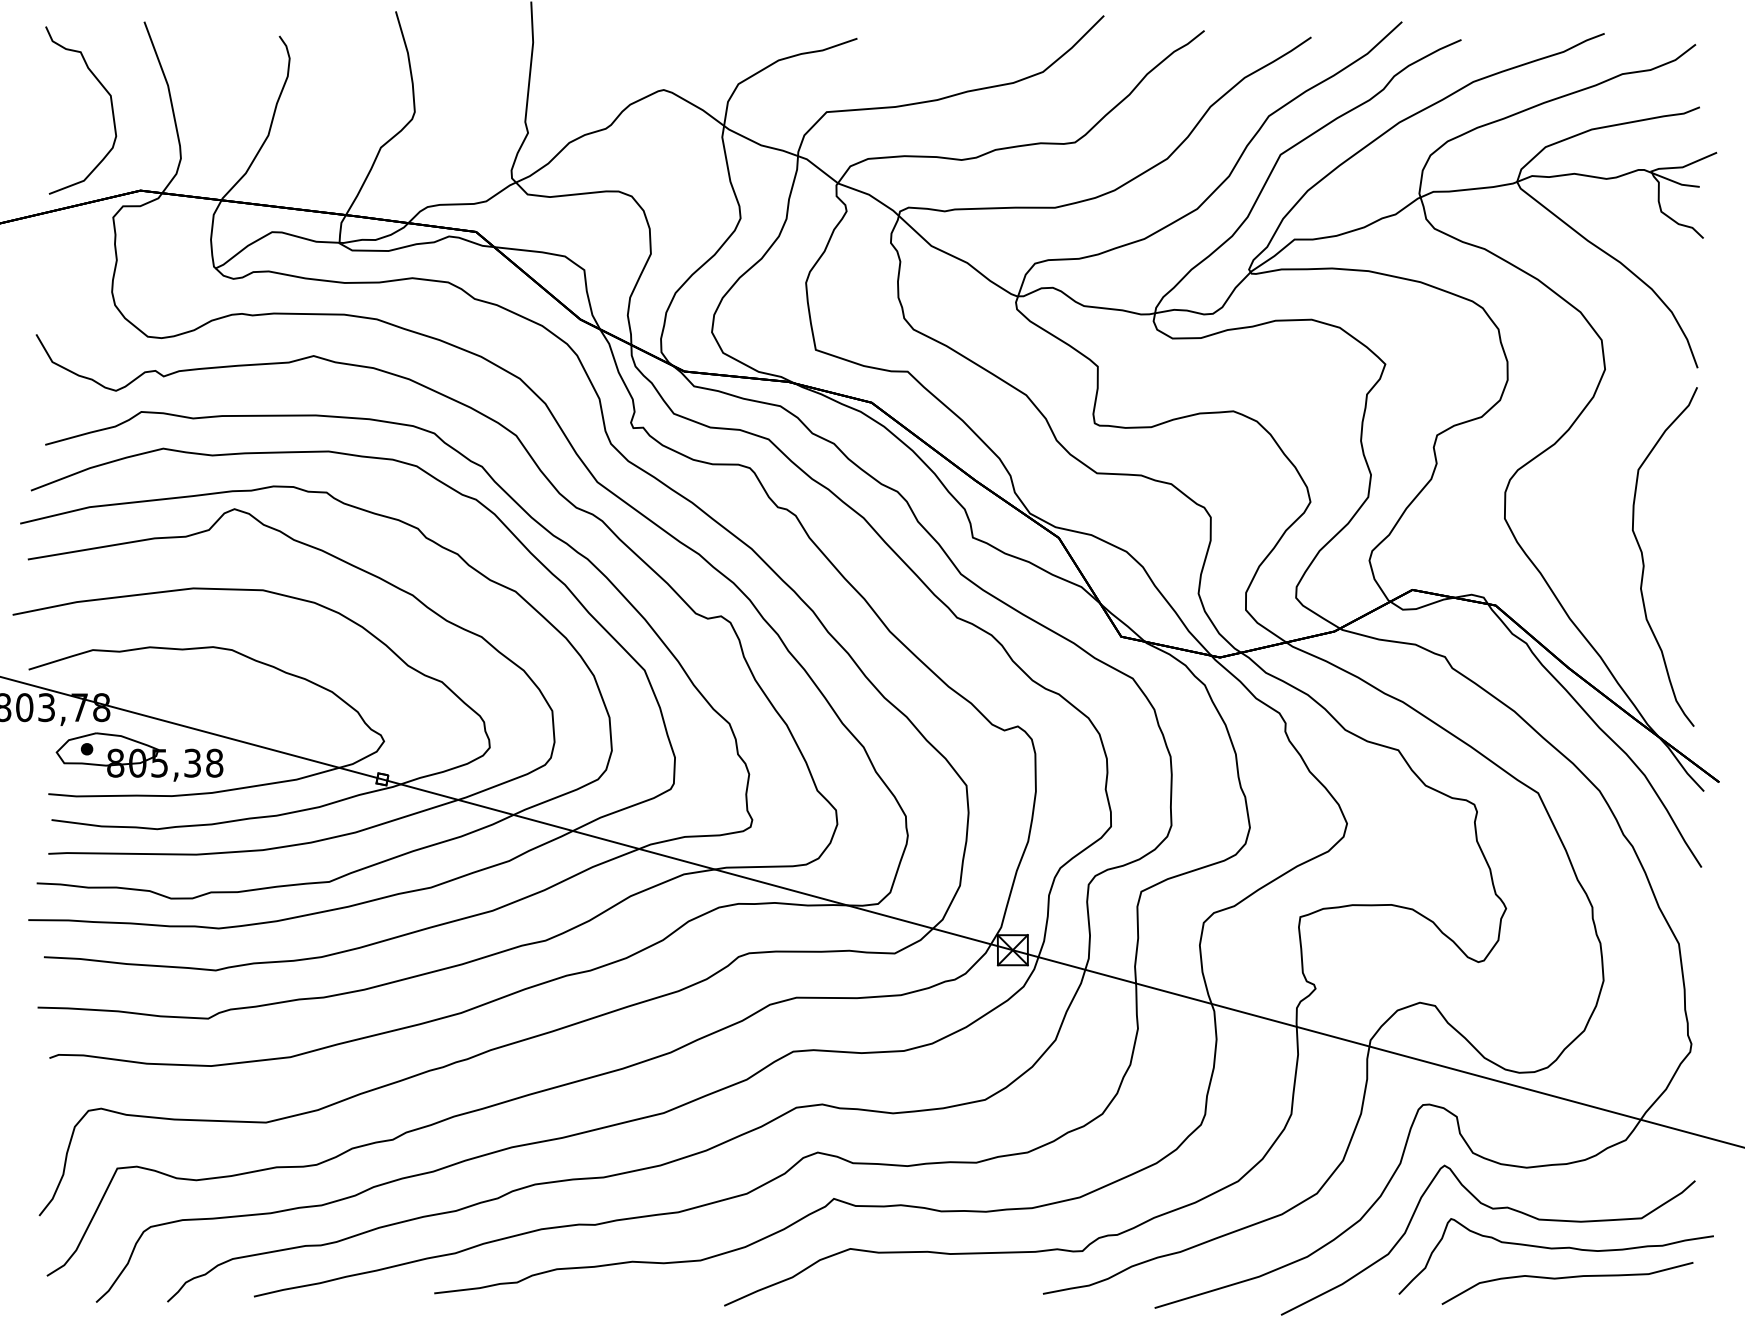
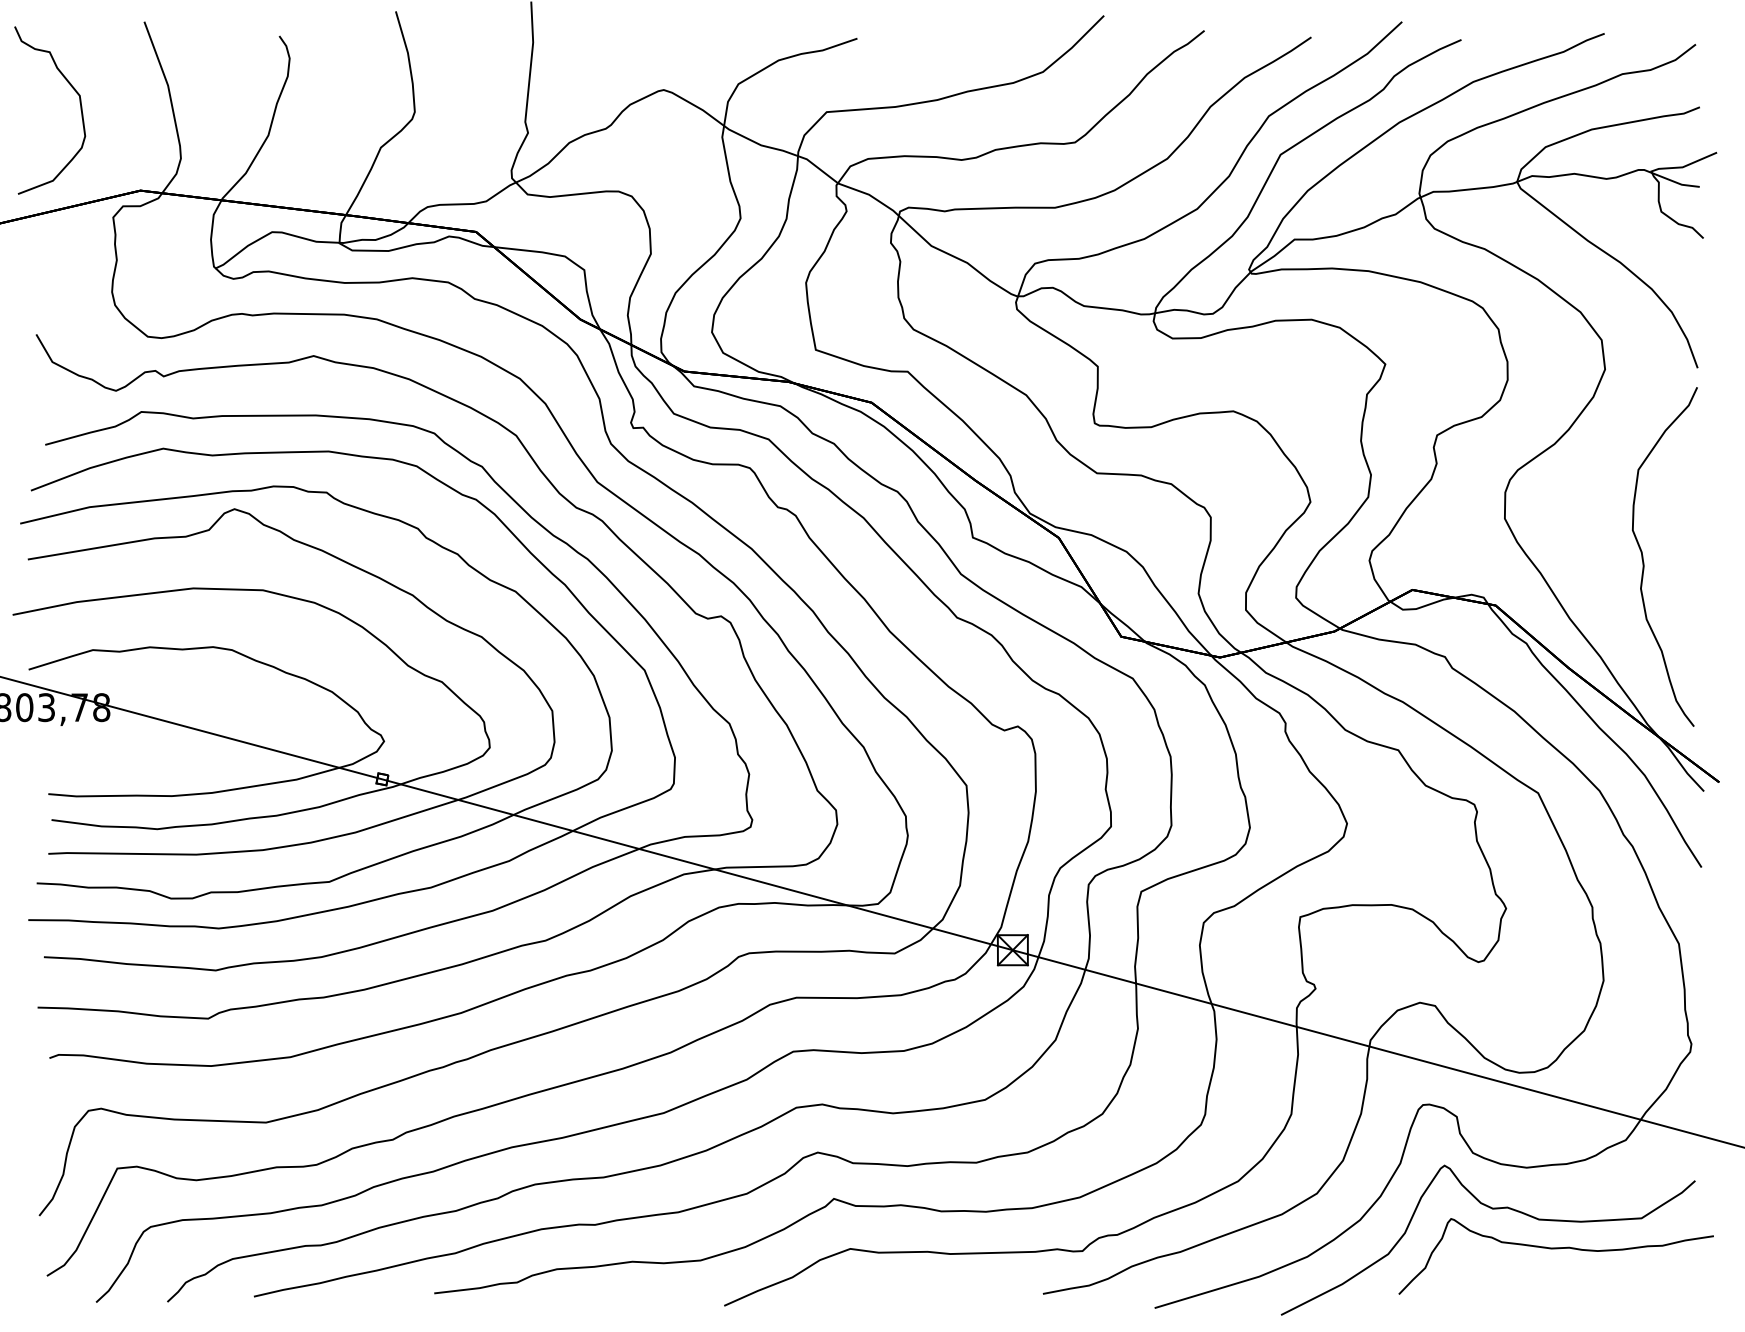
curve position: (111, 110) -> (80, 110) (80, 110)
part: present -> none (139, 756)
curve: present -> none (1567, 1278)
